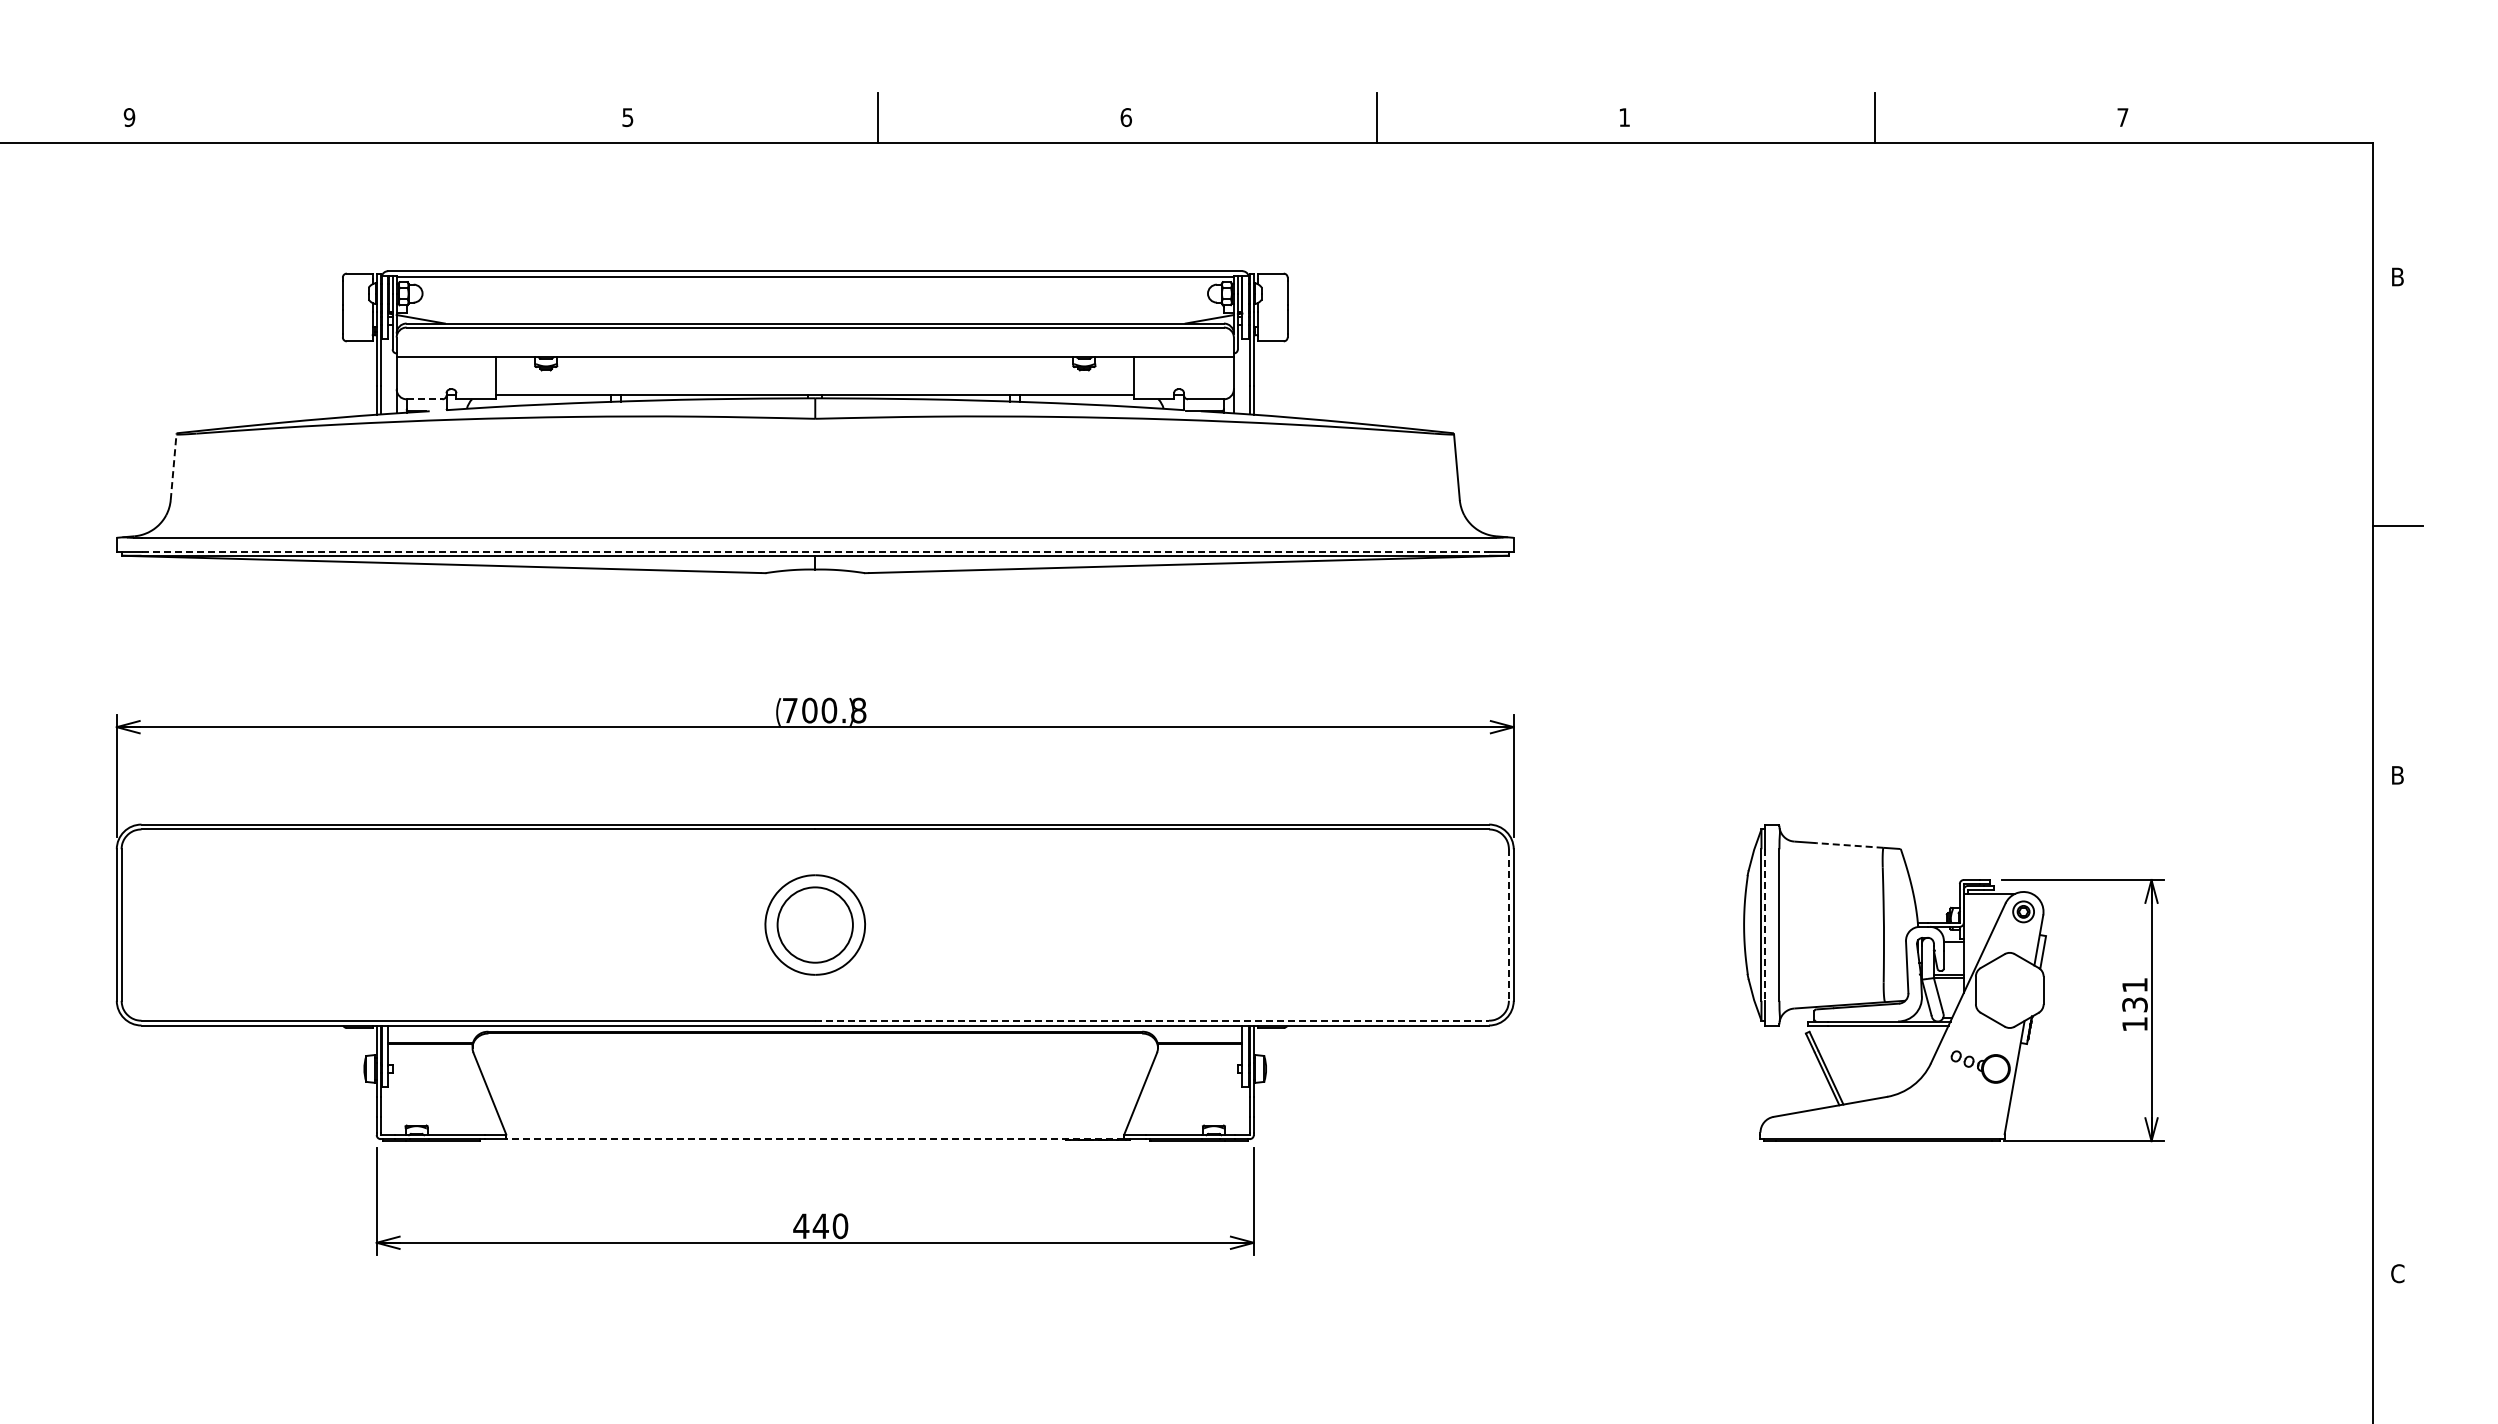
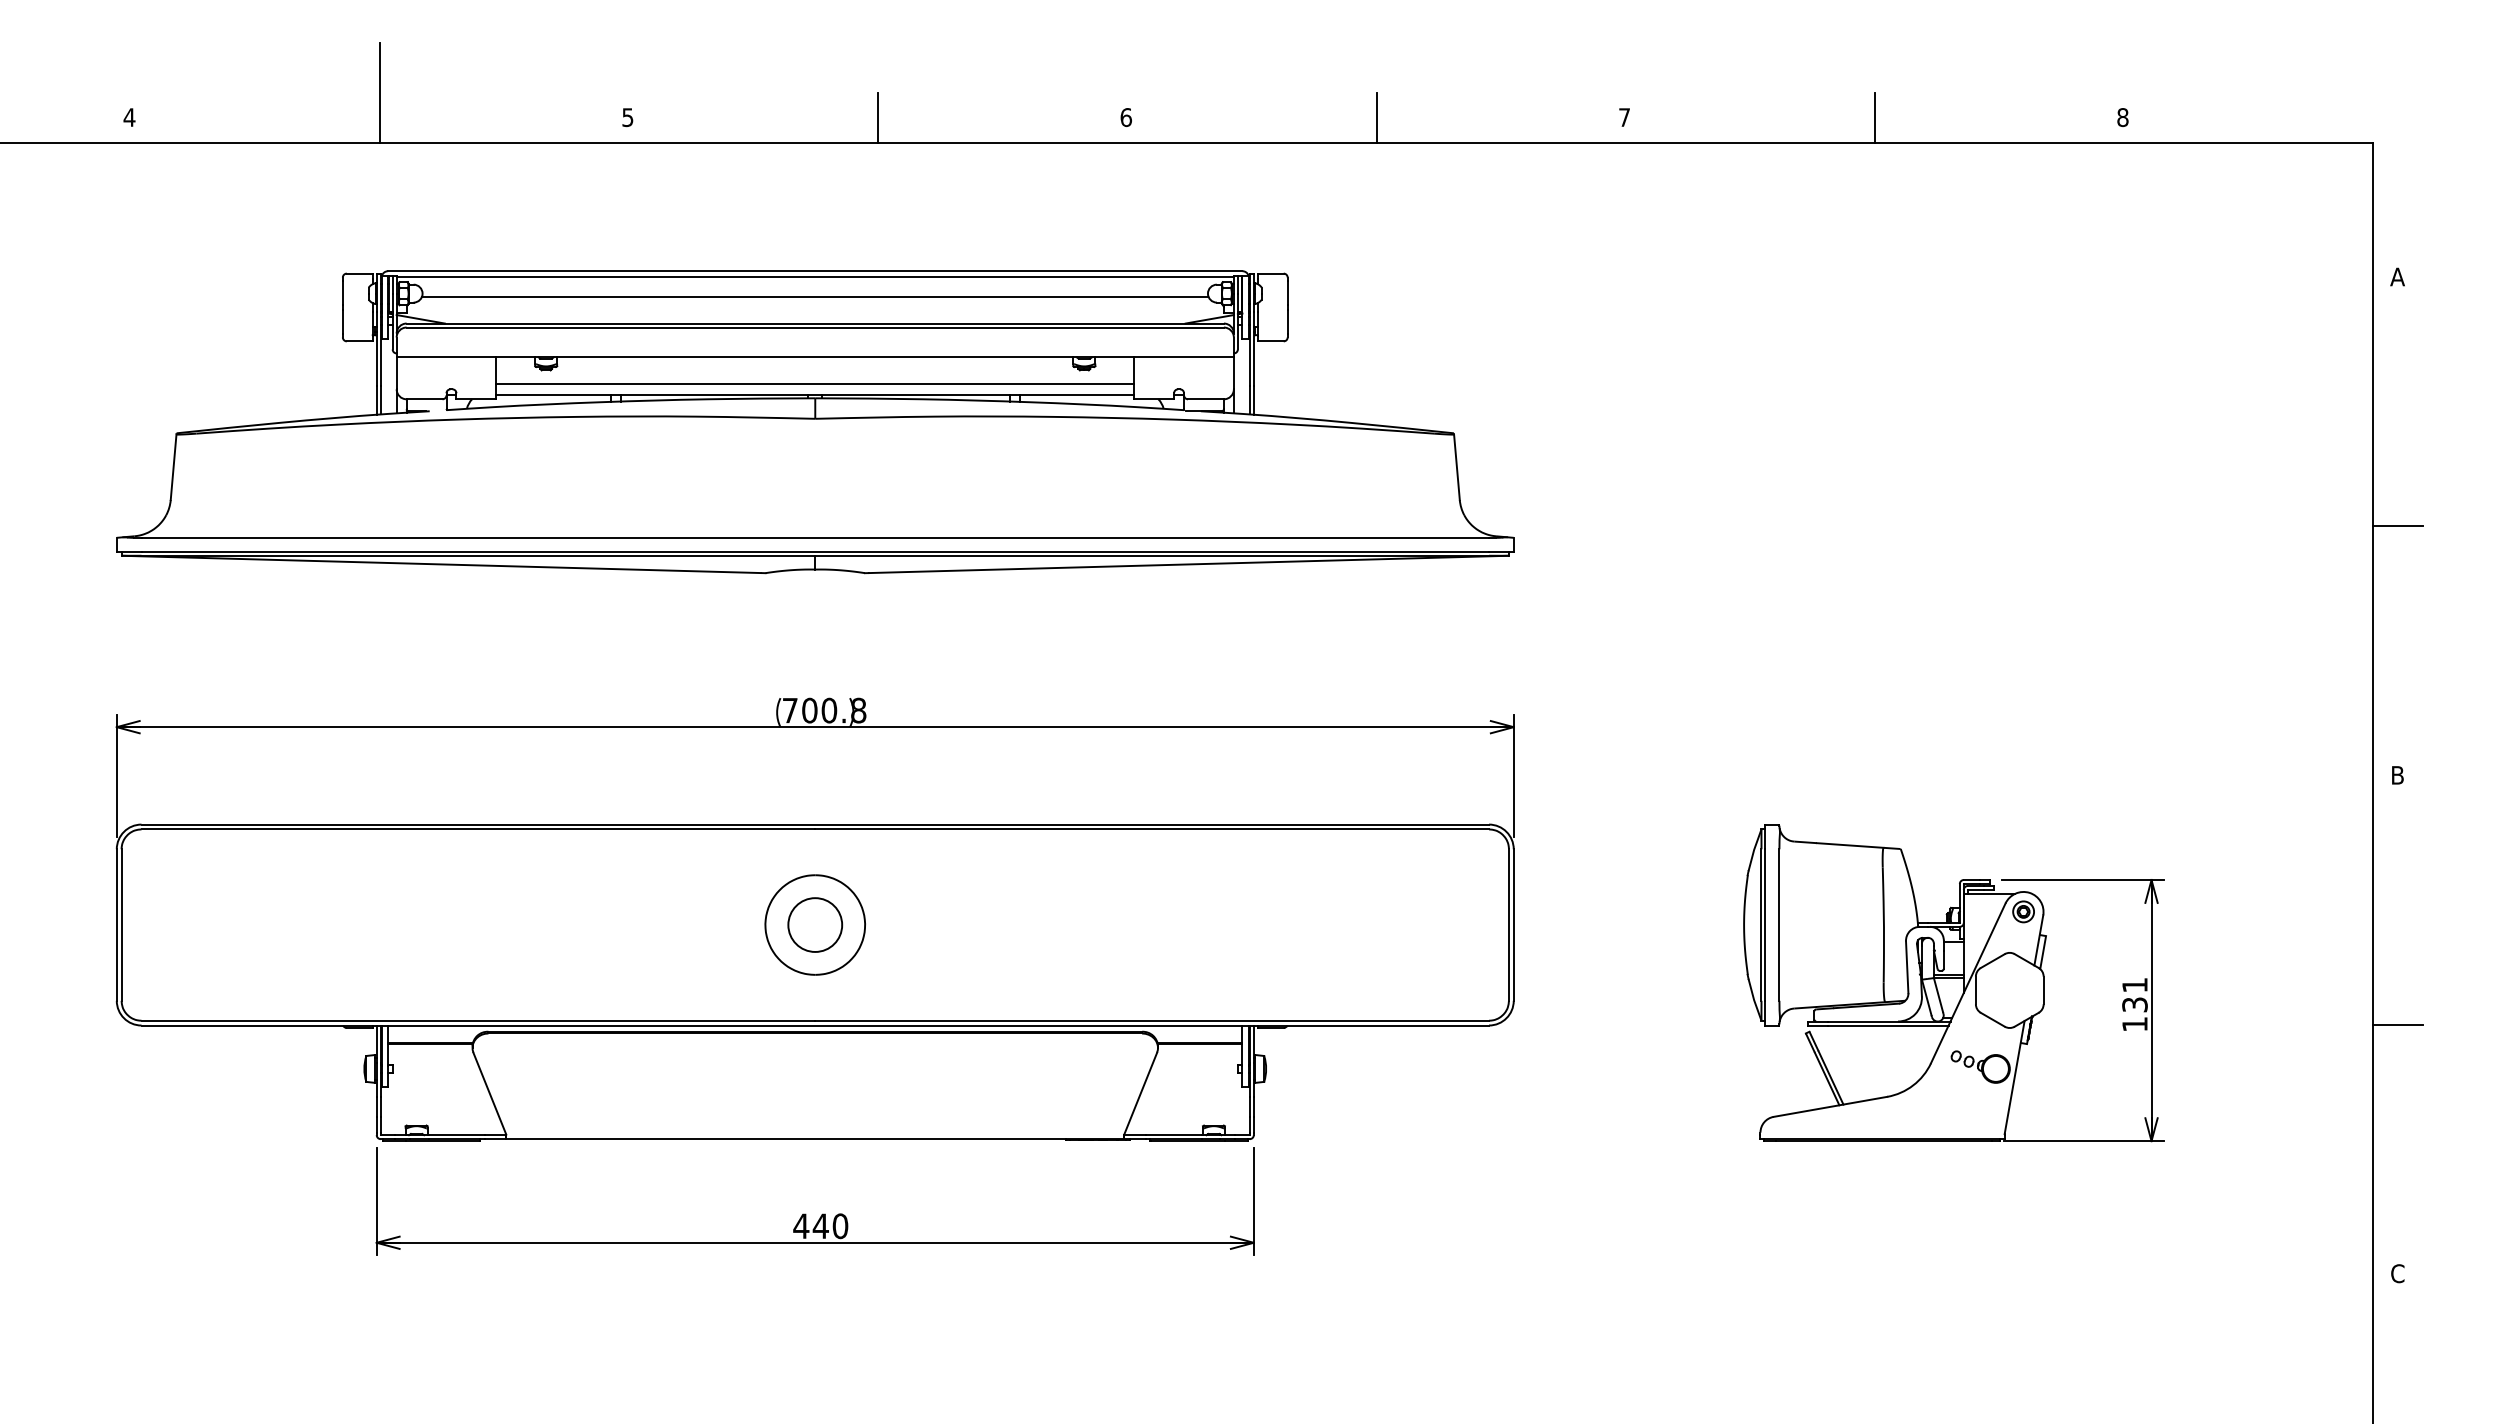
line: none -> present (379, 92)
text: 9 -> 4 (129, 117)
text: 1 -> 7 (1624, 117)
text: 7 -> 8 (2122, 117)
text: B -> A (2397, 276)
line: none -> present (815, 296)
line: none -> present (815, 383)
line: dashed -> solid (424, 399)
line: dashed -> solid (173, 467)
line: dashed -> solid (815, 551)
line: dashed -> solid (1849, 845)
circle diameter: 75 px -> 54 px (815, 924)
line: dashed -> solid (1508, 925)
line: dashed -> solid (1765, 925)
line: dashed -> solid (1152, 1020)
line: none -> present (2398, 1024)
line: dashed -> solid (815, 1139)
